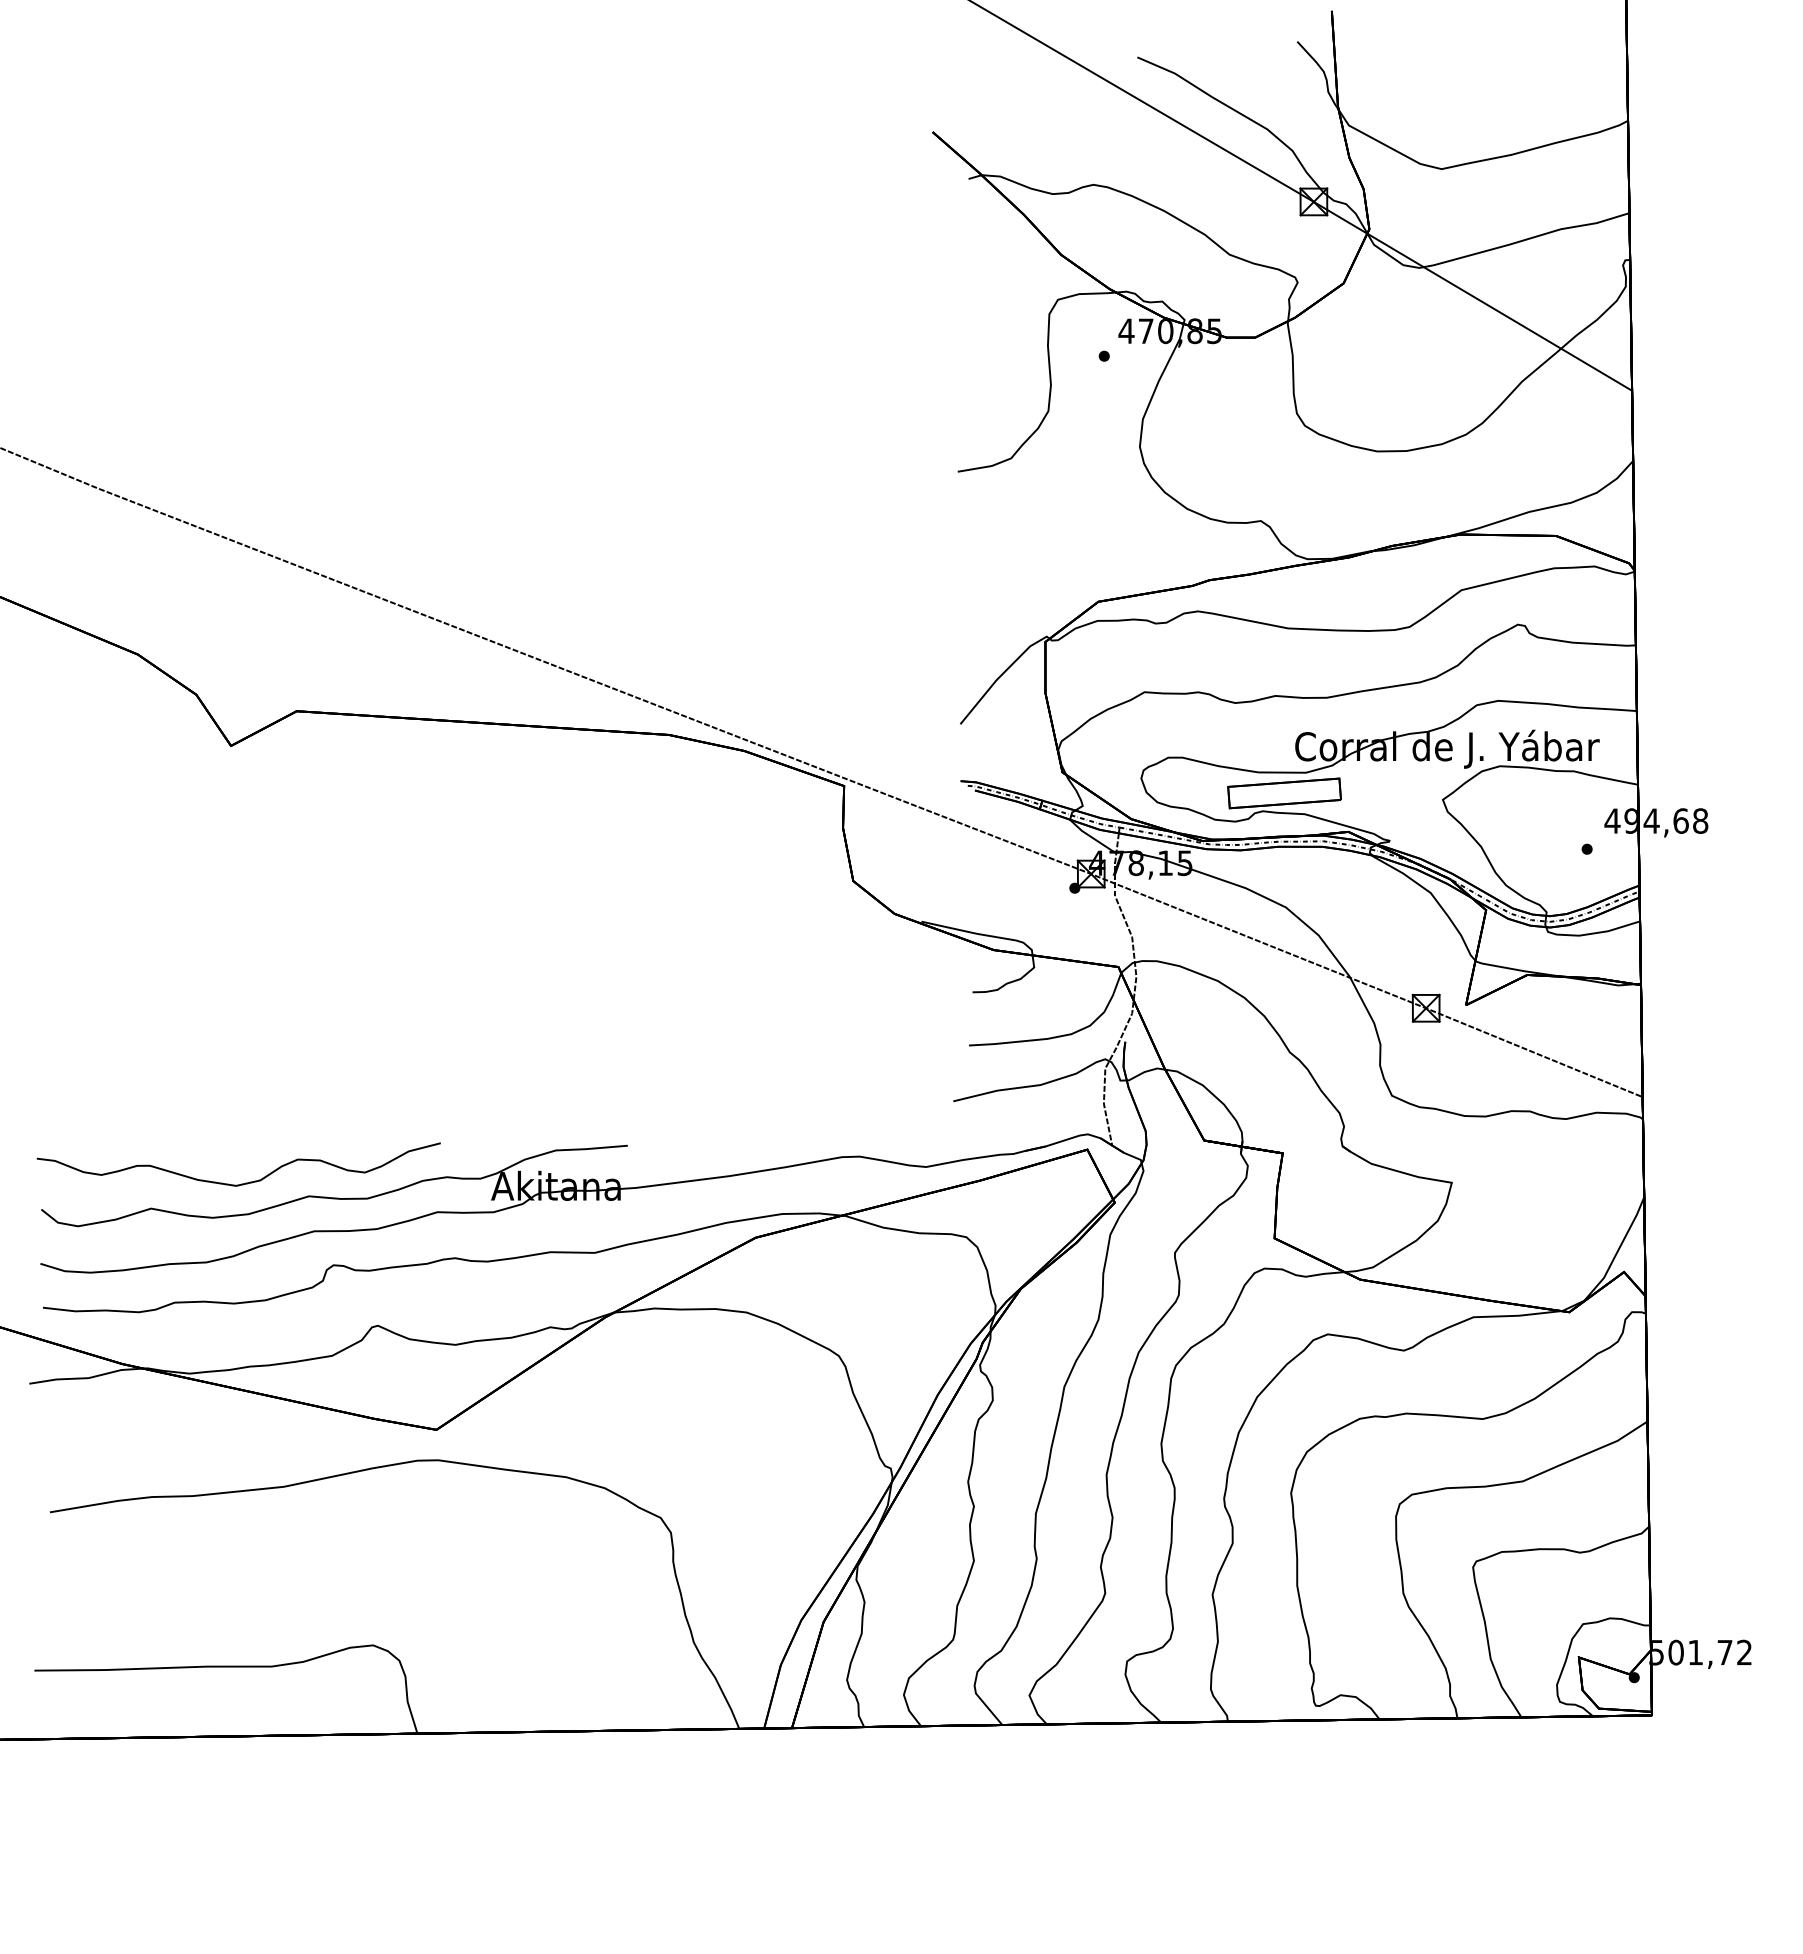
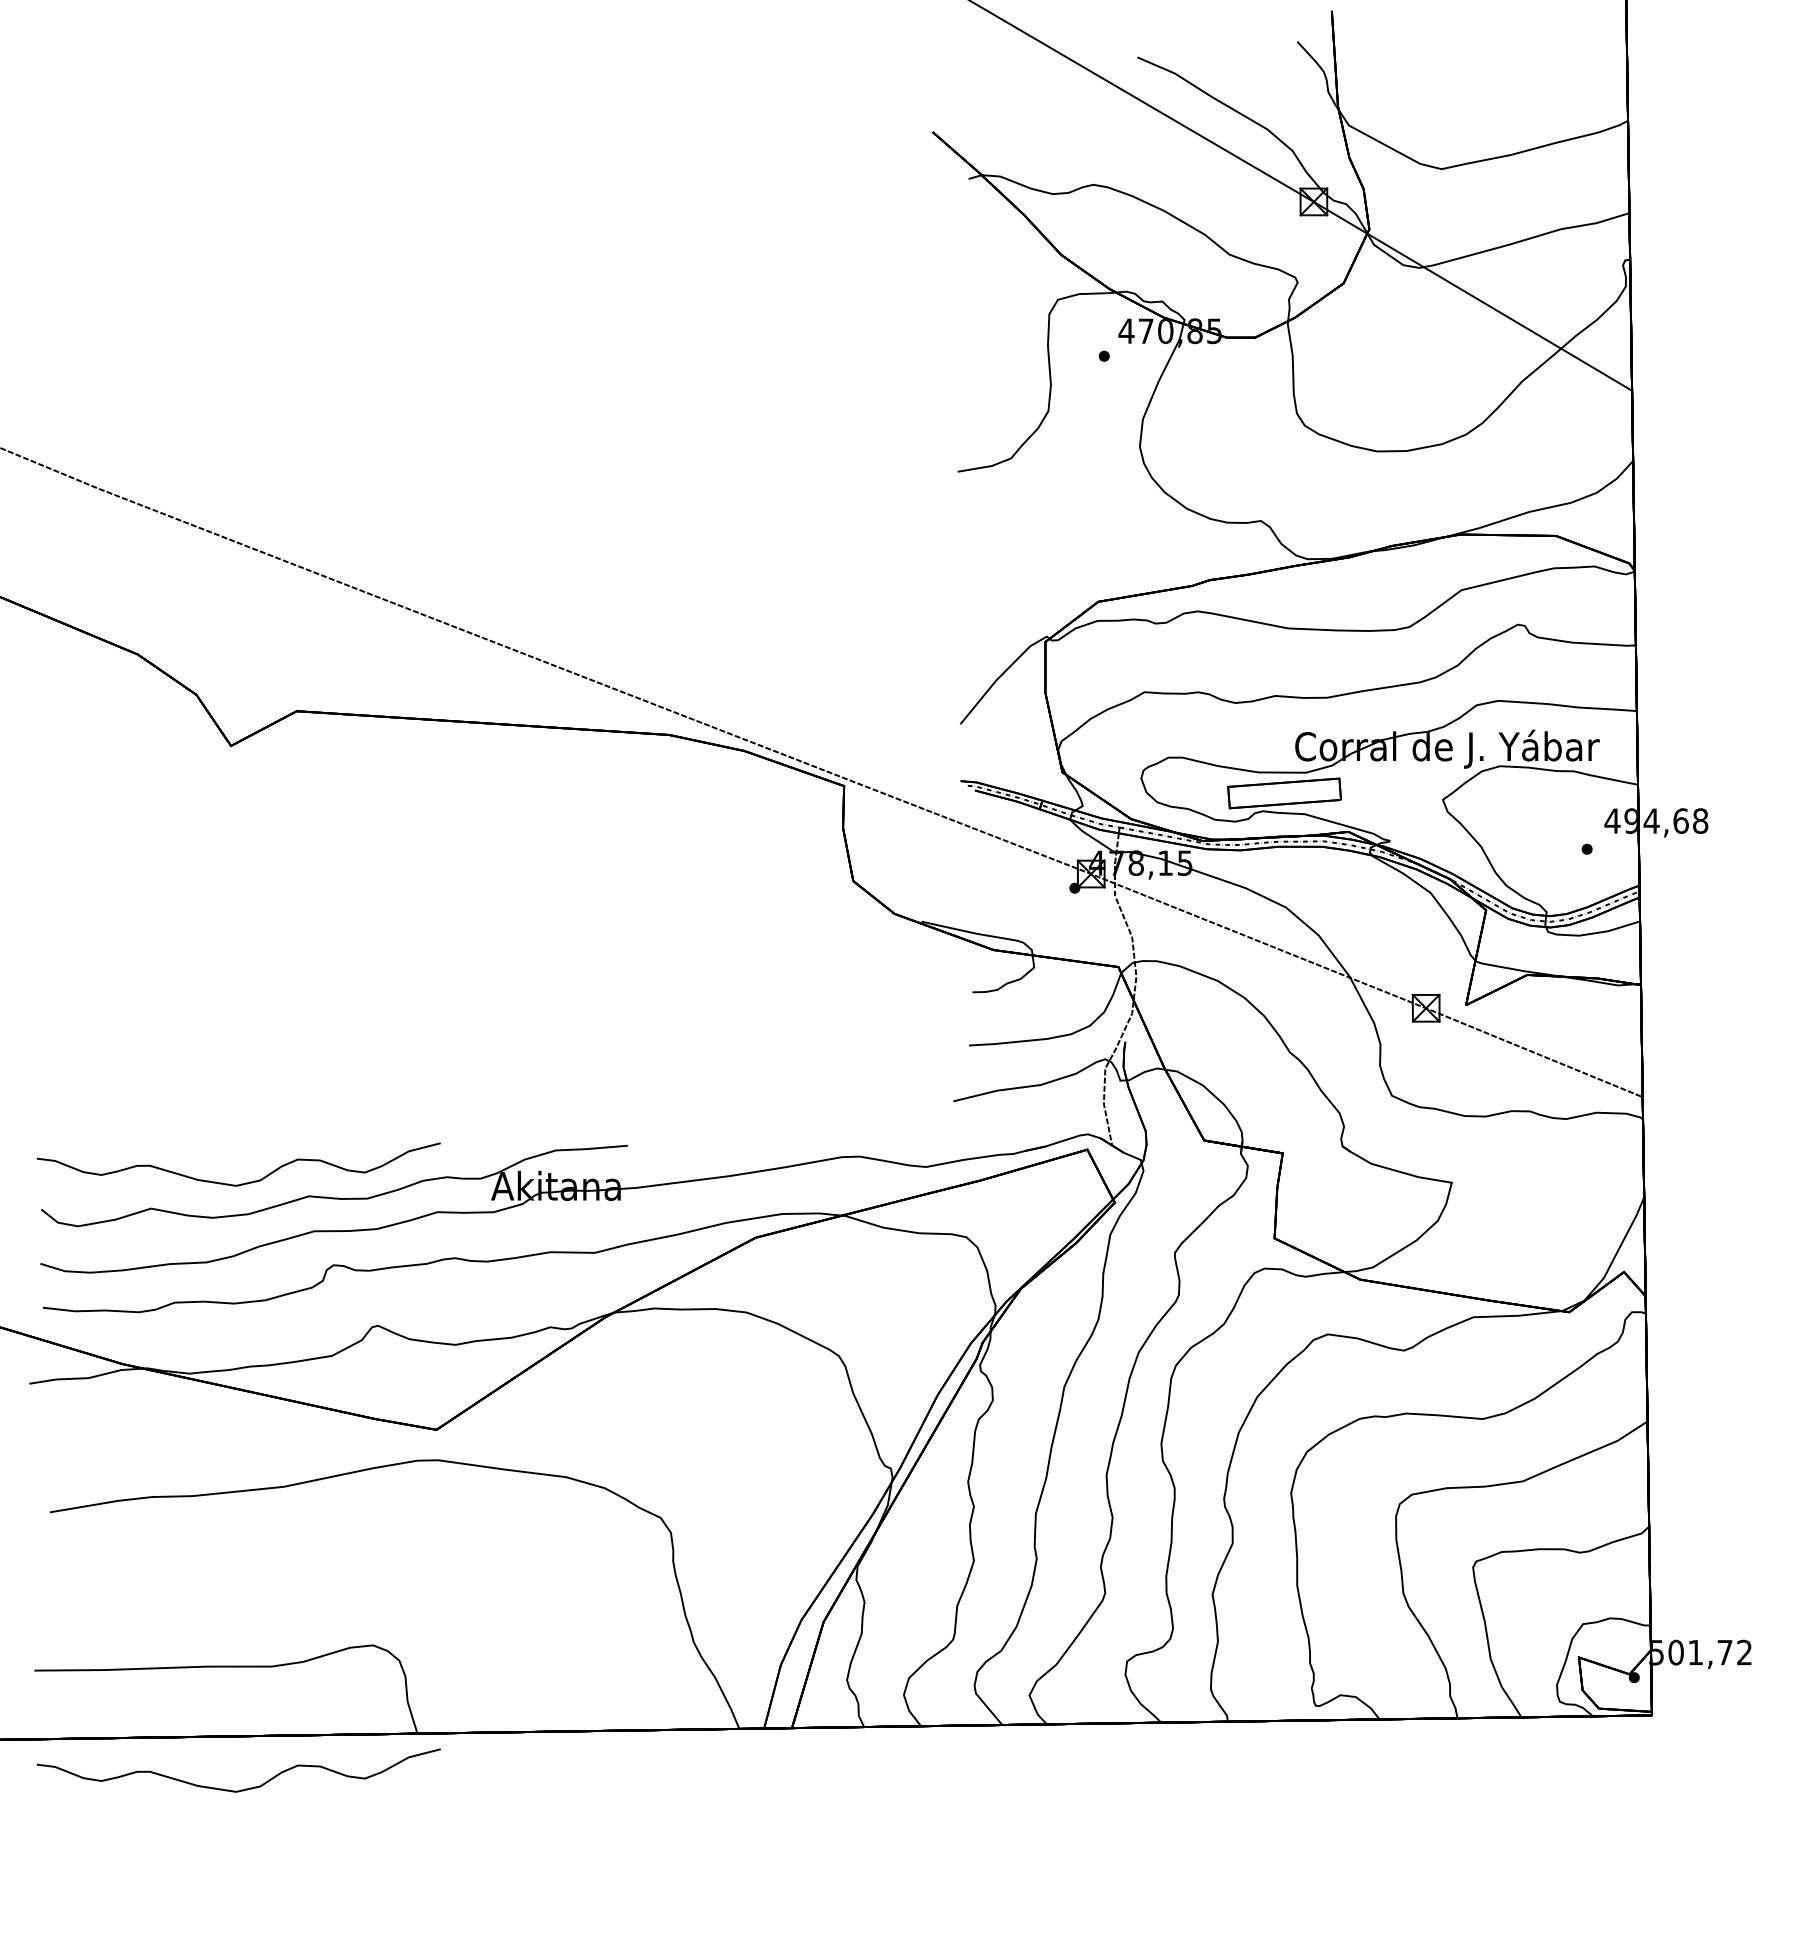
curve: none -> present (241, 1789)
